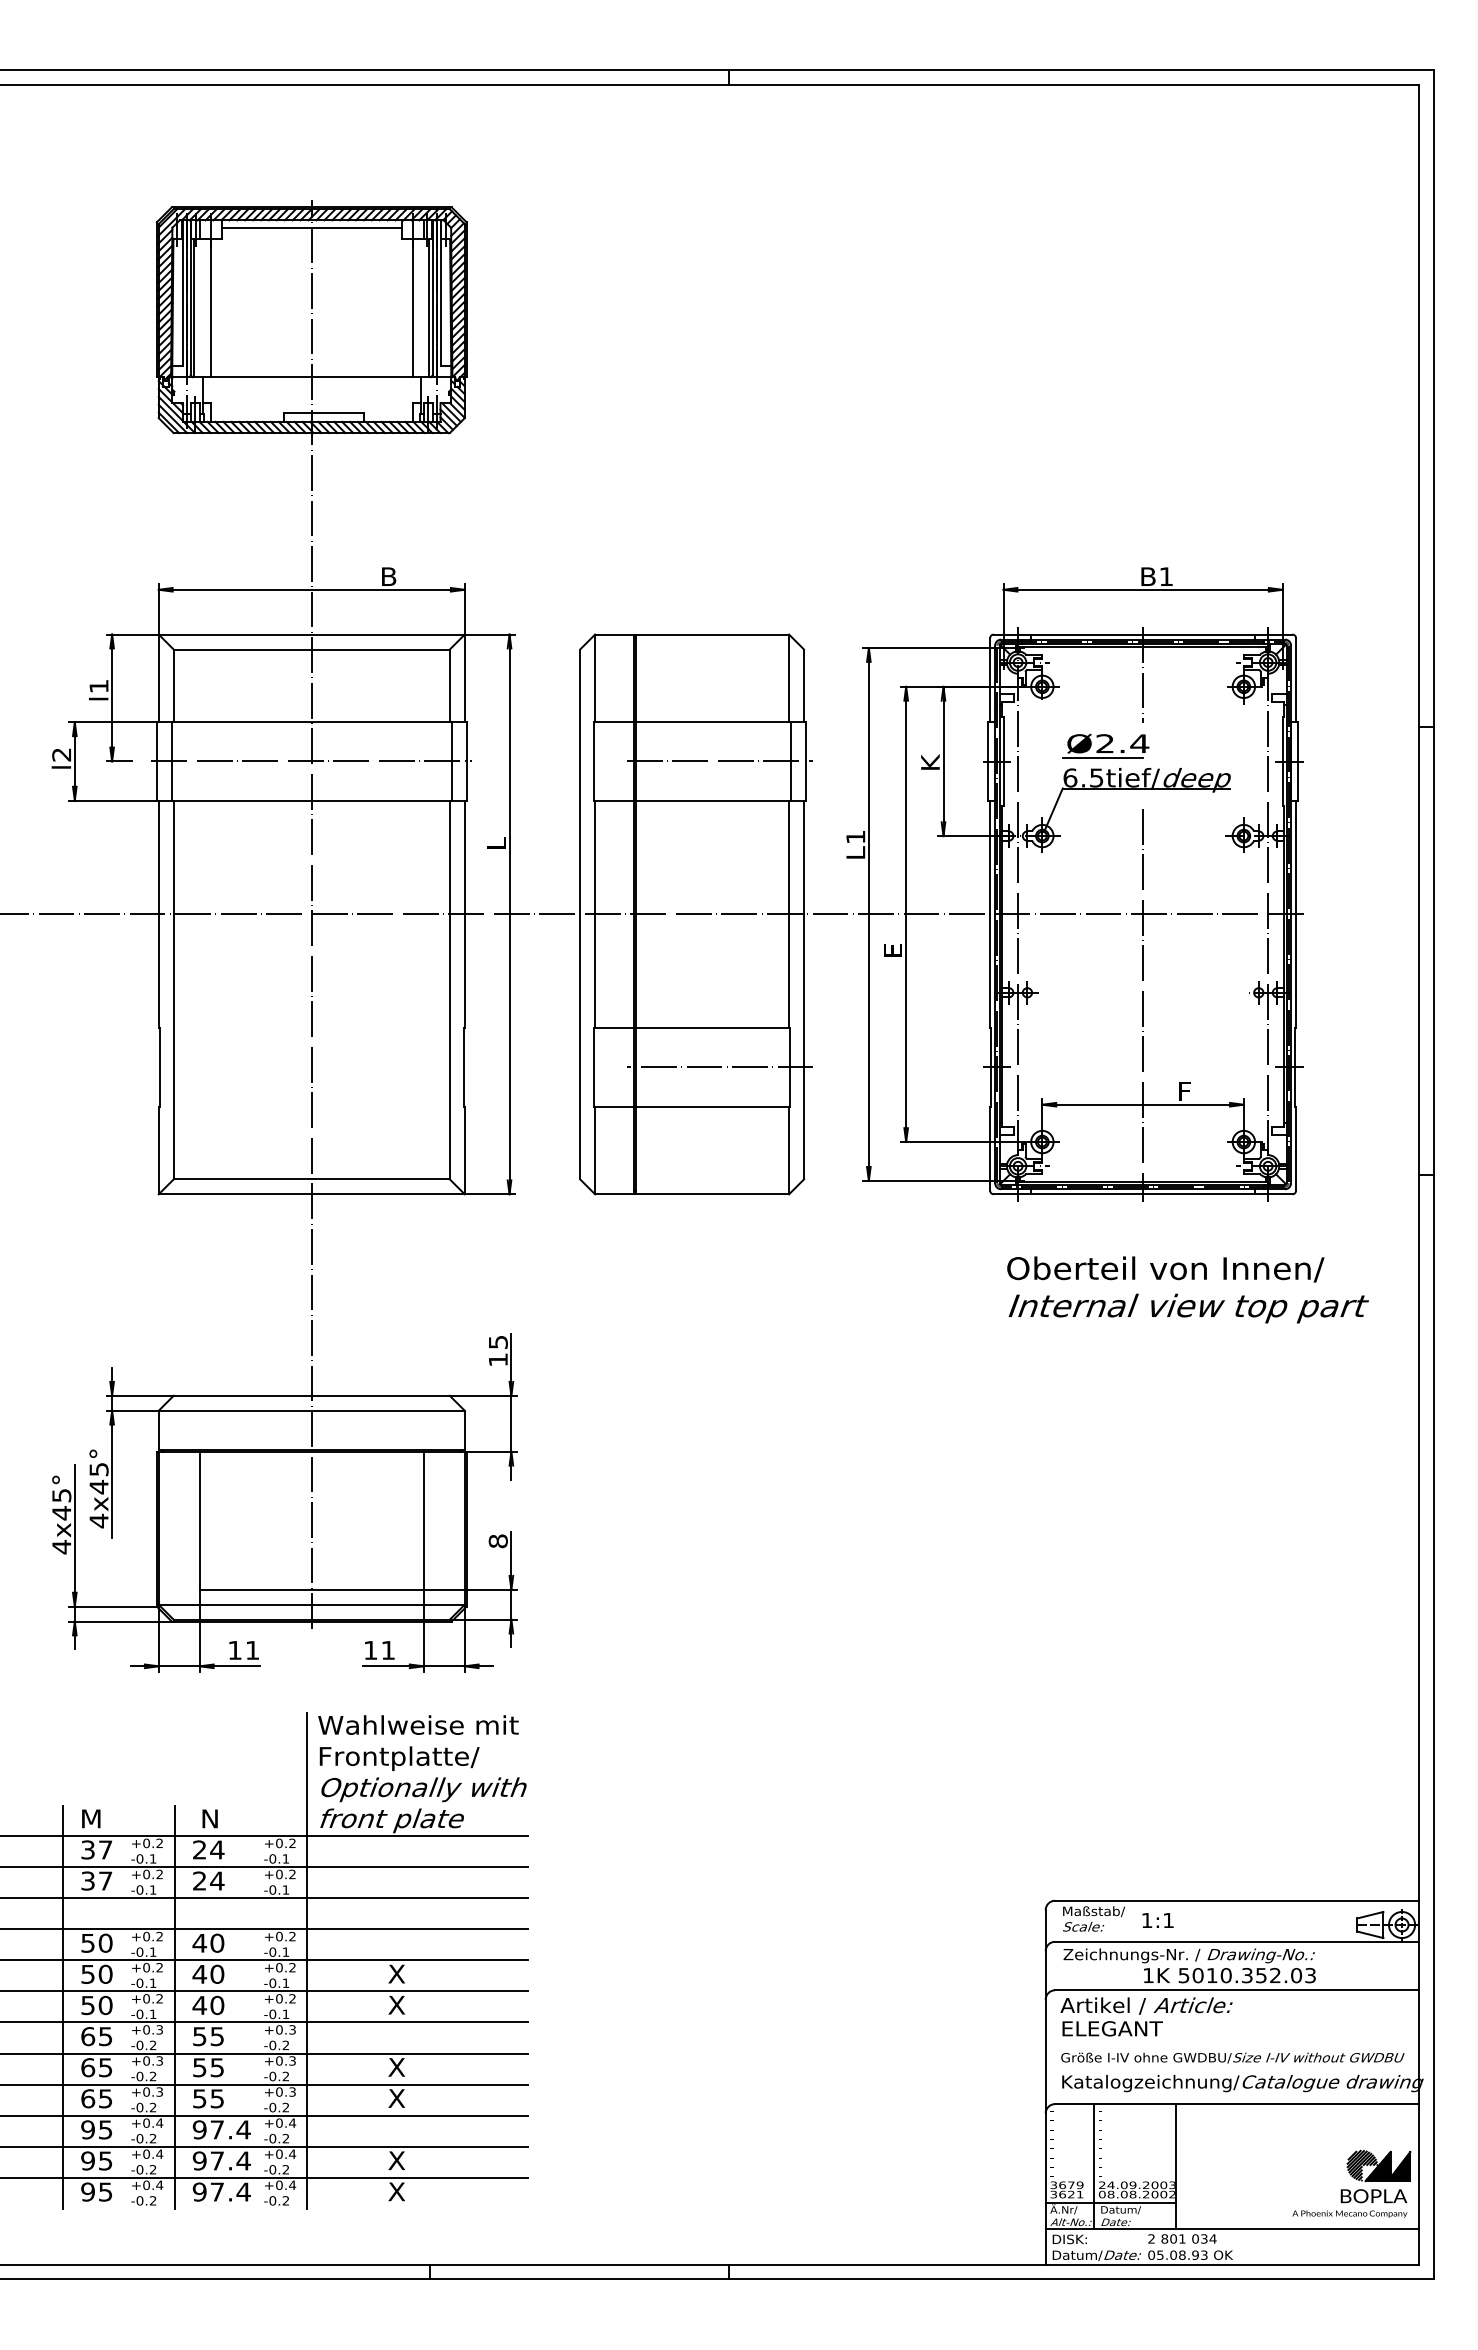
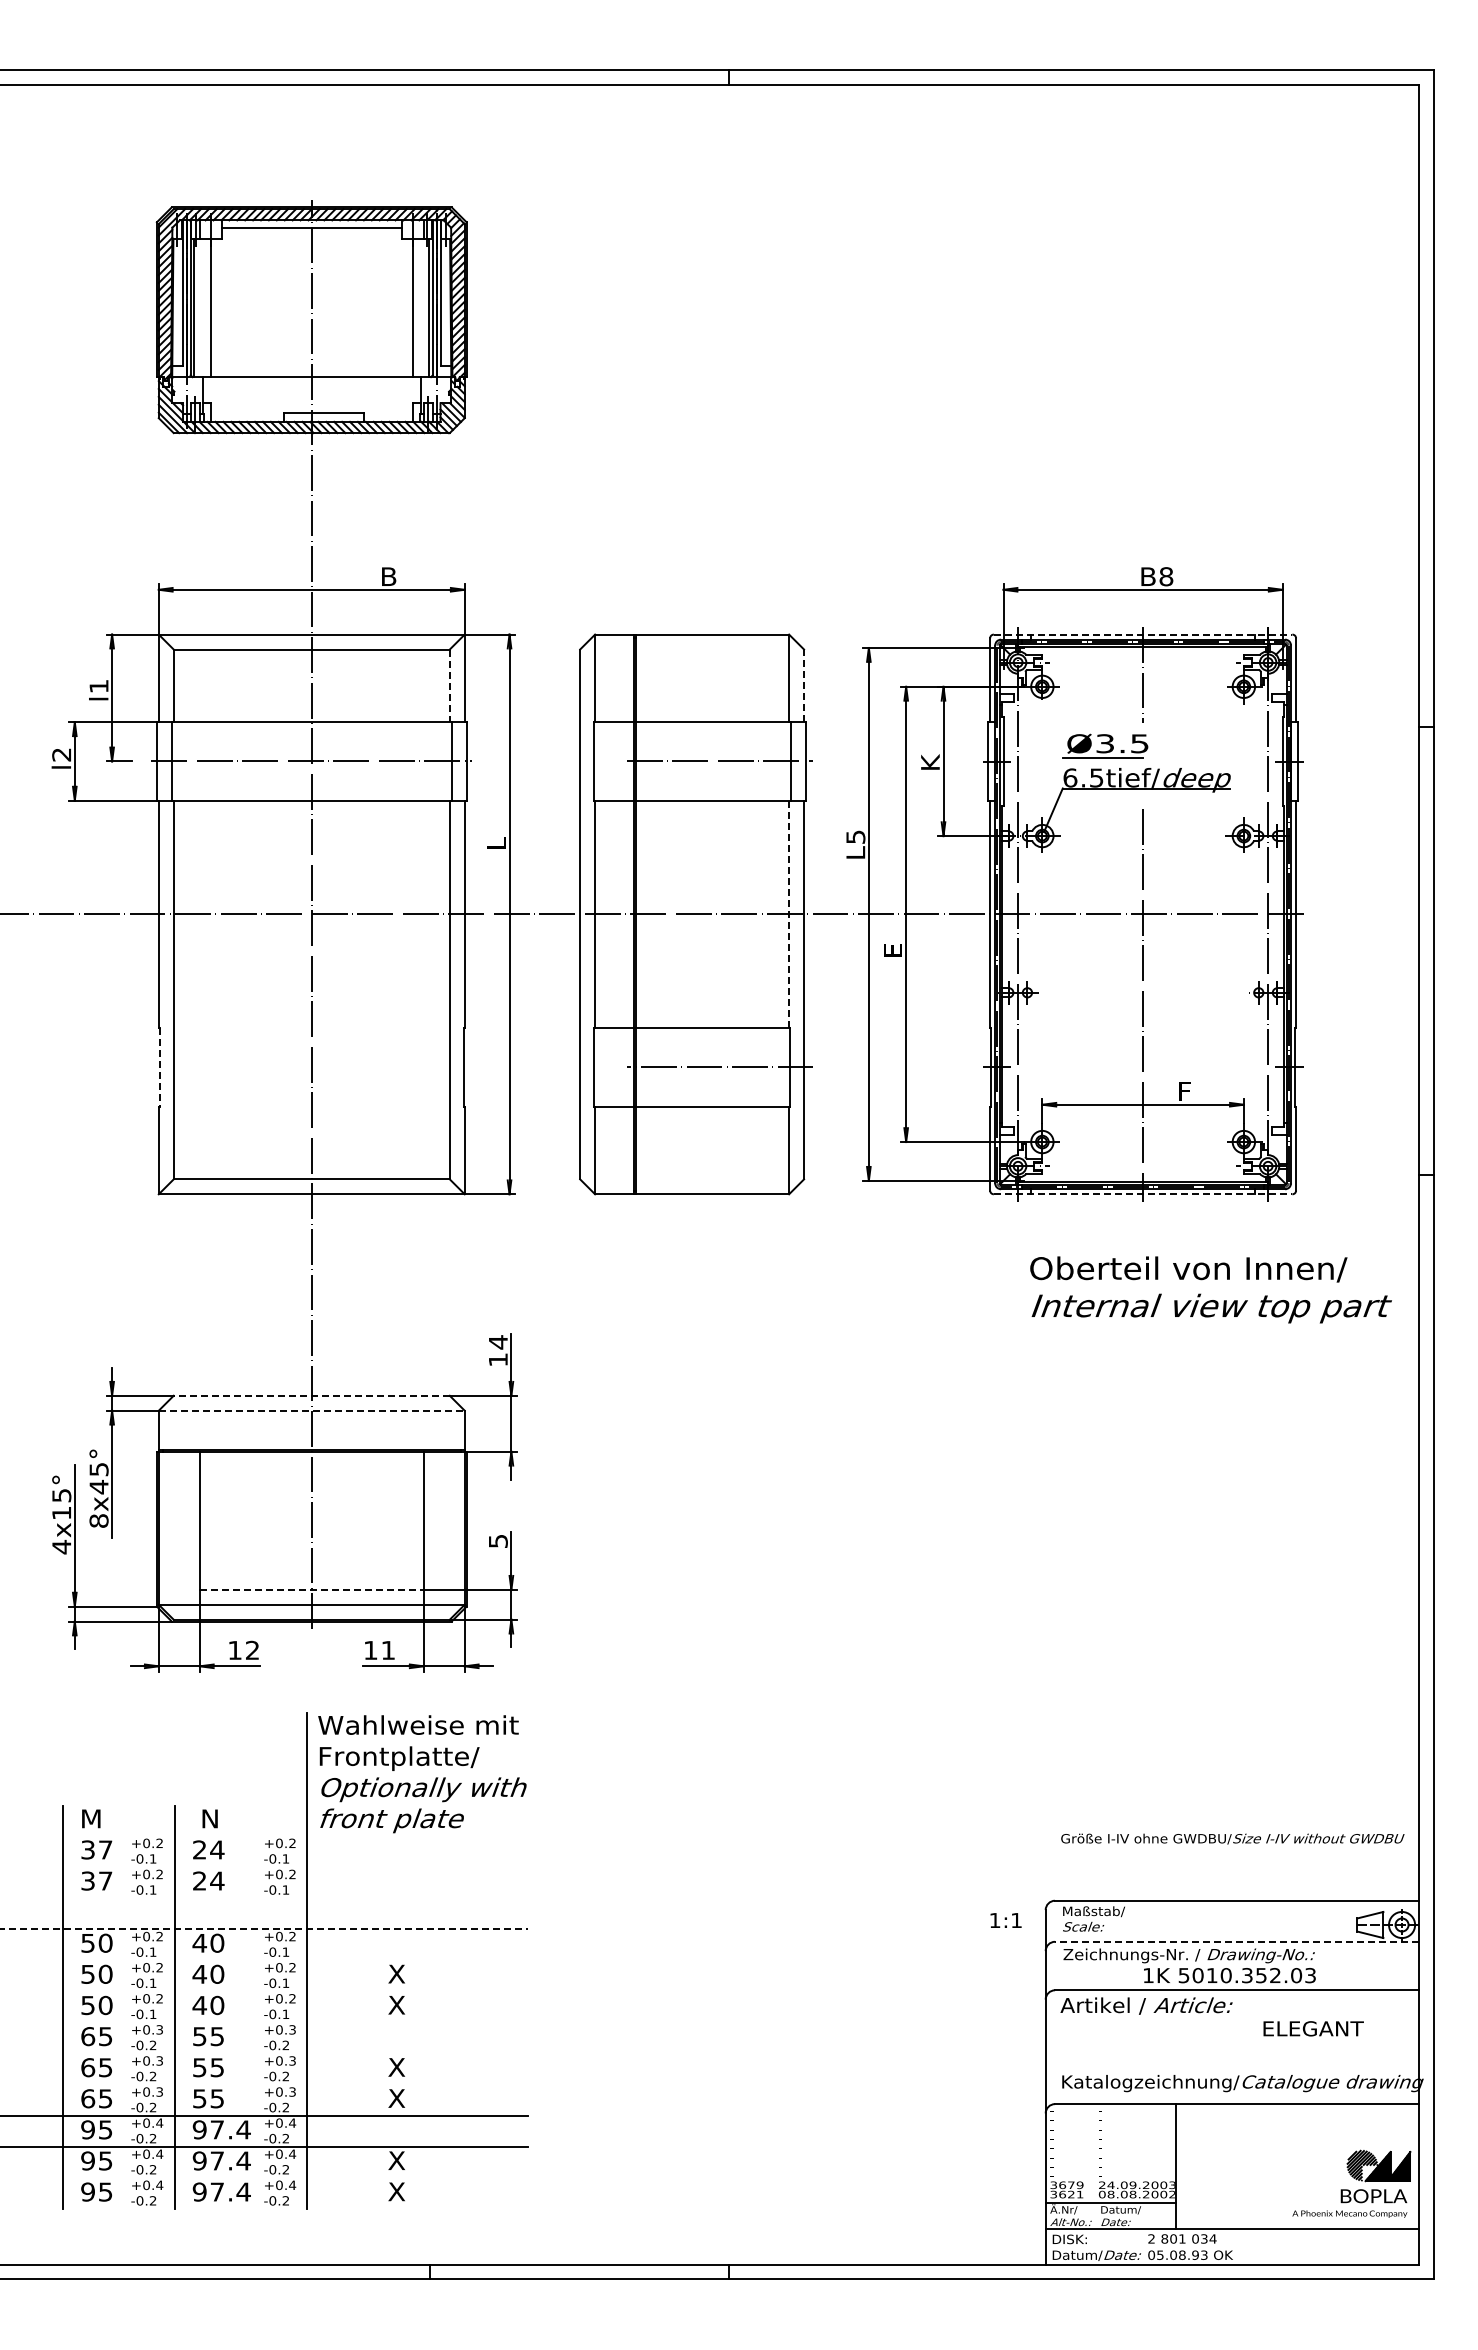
text: B1 -> B8 (1166, 576)
line: solid -> dashed (1143, 634)
line: solid -> dashed (804, 685)
line: solid -> dashed (449, 686)
text: Ø2.4 -> Ø3.5 (1122, 743)
text: L1 -> L5 (855, 836)
line: solid -> dashed (789, 914)
line: solid -> dashed (159, 1067)
line: solid -> dashed (1143, 1194)
text position: (1187, 1289) -> (1210, 1289) (1210, 1289)
text: 15 -> 14 (498, 1342)
line: solid -> dashed (311, 1395)
line: solid -> dashed (311, 1410)
text: 4x45° -> 4x15° (61, 1513)
text: 4x45° -> 8x45° (98, 1520)
text: 8 -> 5 (497, 1541)
line: solid -> dashed (311, 1589)
text: 11 -> 12 (252, 1649)
line: present -> none (265, 1835)
line: present -> none (265, 1867)
line: present -> none (265, 1898)
text position: (1157, 1920) -> (1005, 1920) (1005, 1920)
line: solid -> dashed (264, 1929)
line: solid -> dashed (1236, 1941)
line: present -> none (265, 1960)
line: present -> none (265, 1991)
line: present -> none (265, 2022)
text position: (1112, 2028) -> (1313, 2028) (1313, 2028)
line: present -> none (265, 2053)
text position: (1232, 2057) -> (1232, 1838) (1232, 1838)
line: present -> none (265, 2084)
line: present -> none (1094, 2166)
line: present -> none (265, 2177)
